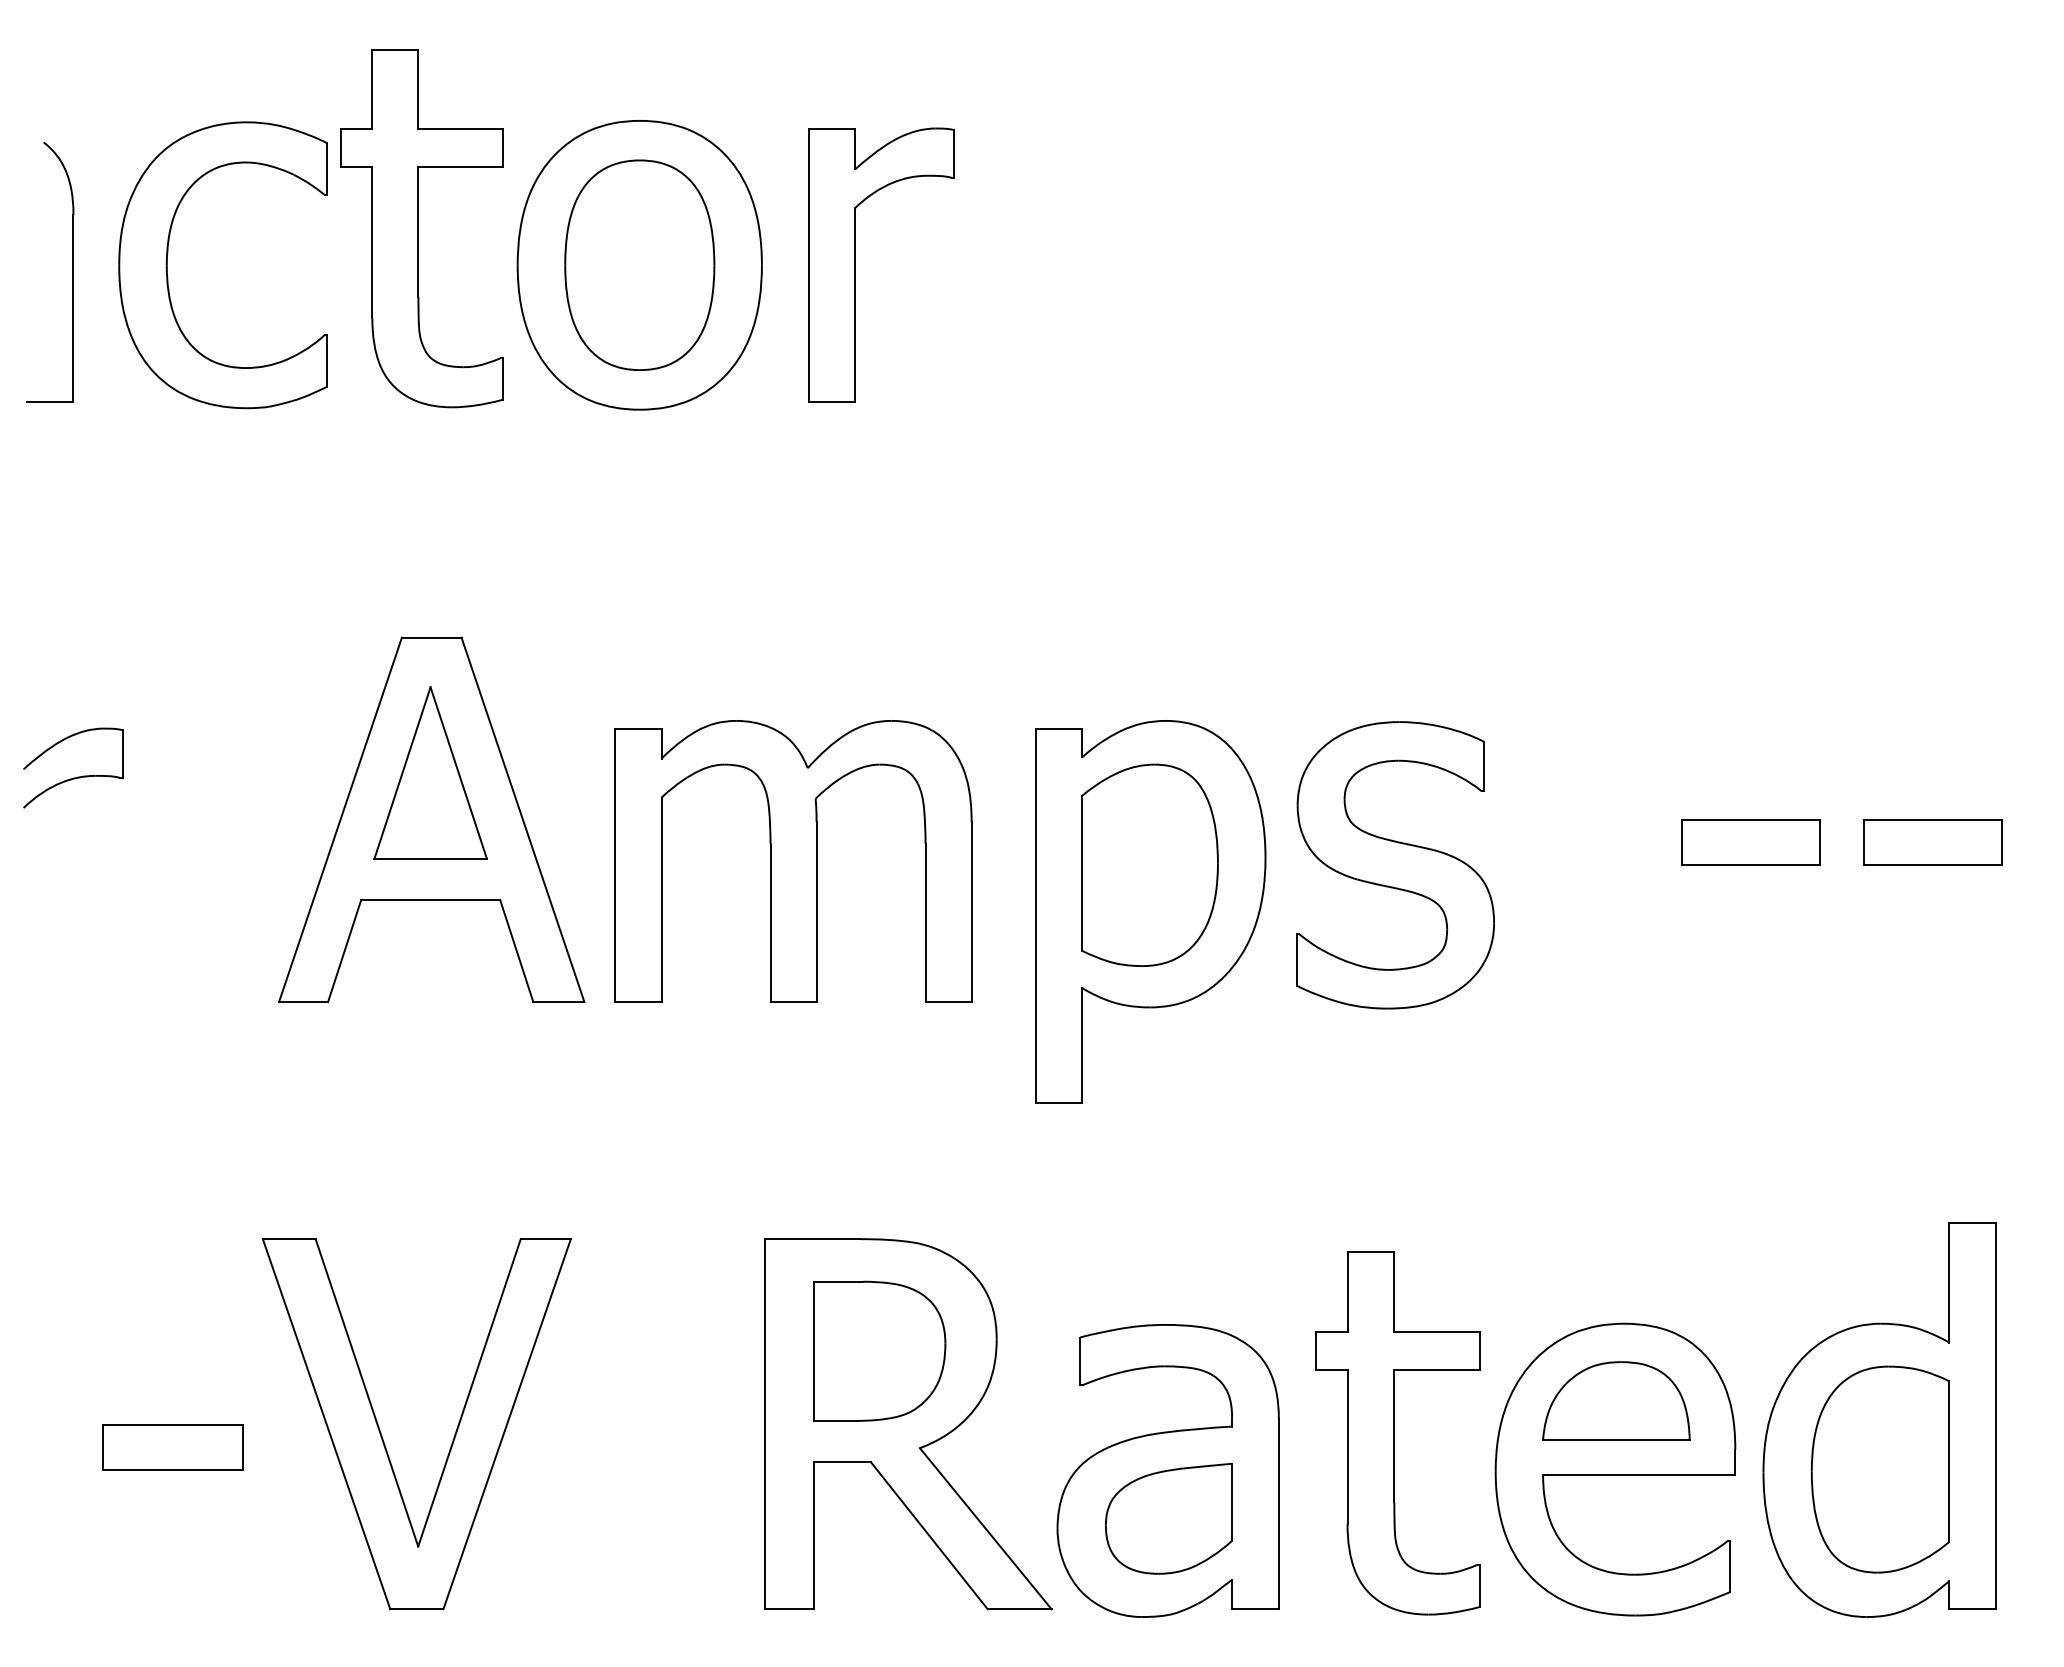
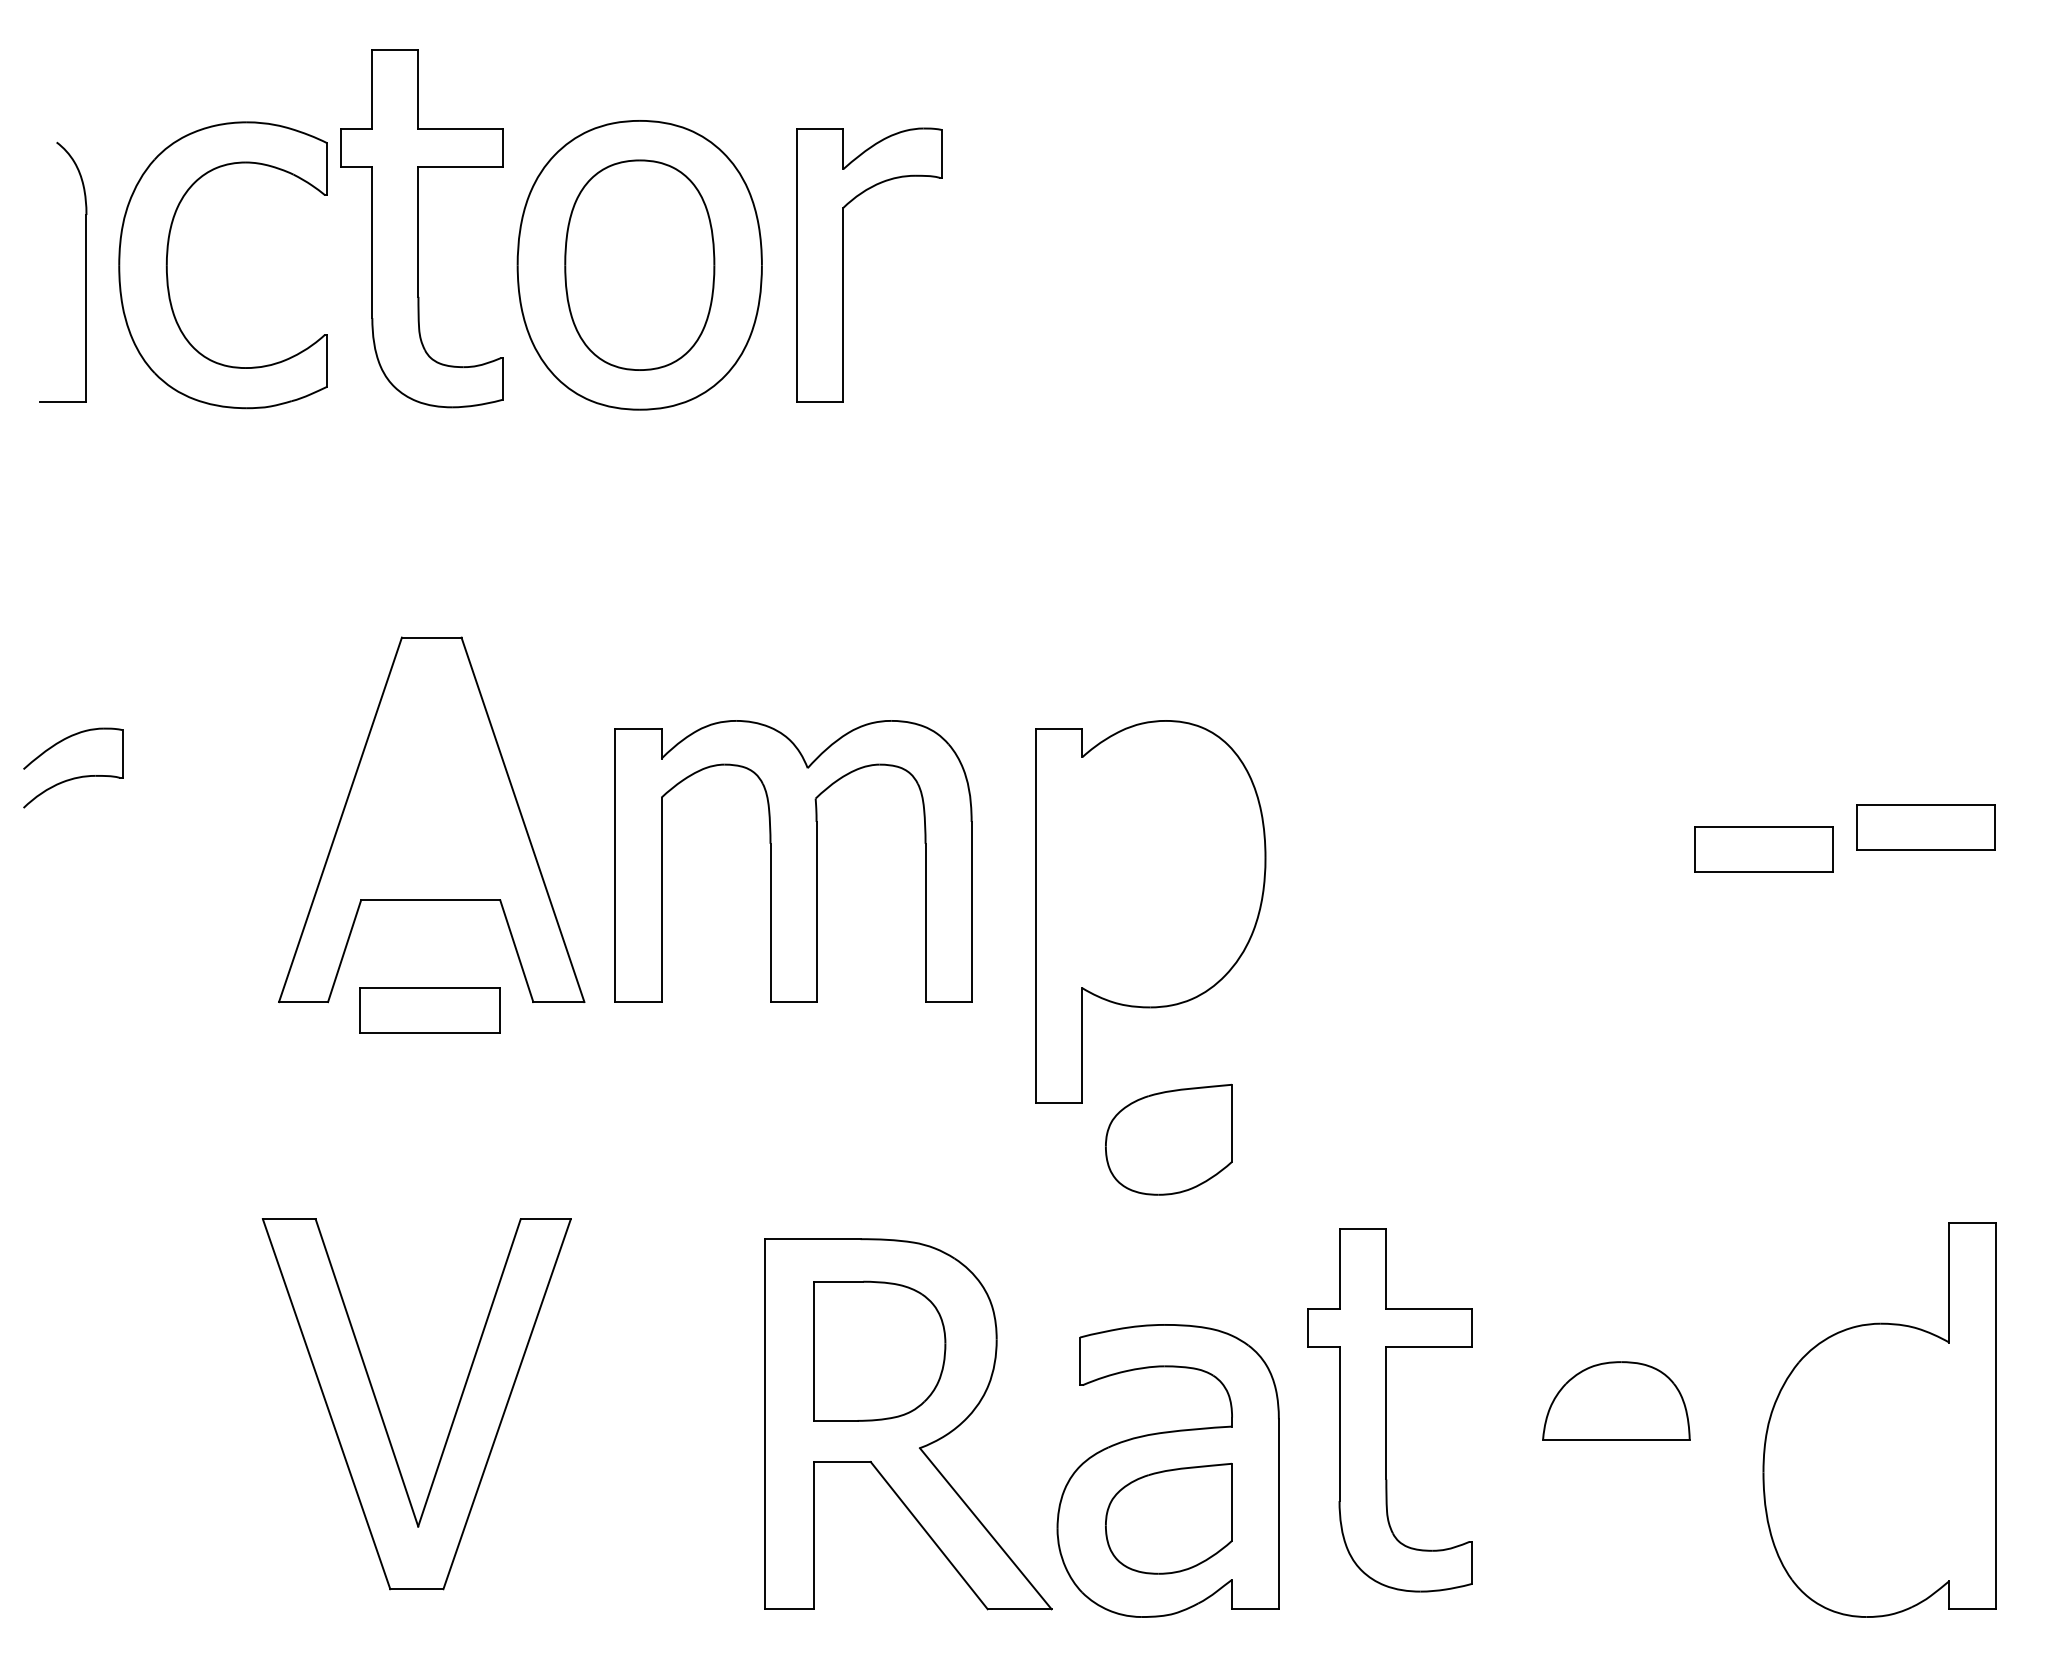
part position: (855, 264) -> (843, 264) (843, 264)
part position: (72, 271) -> (85, 271) (85, 271)
part: present -> none (430, 772)
part position: (1750, 842) -> (1763, 849) (1763, 849)
part position: (1932, 842) -> (1925, 827) (1925, 827)
part: present -> none (1149, 864)
part: present -> none (1395, 865)
part: none -> present (1168, 1139)
part position: (1397, 1433) -> (1389, 1410) (1389, 1410)
part position: (382, 1435) -> (382, 1415) (382, 1415)
part position: (172, 1447) -> (429, 1010) (429, 1010)
part: present -> none (1615, 1469)
part: present -> none (1879, 1469)
